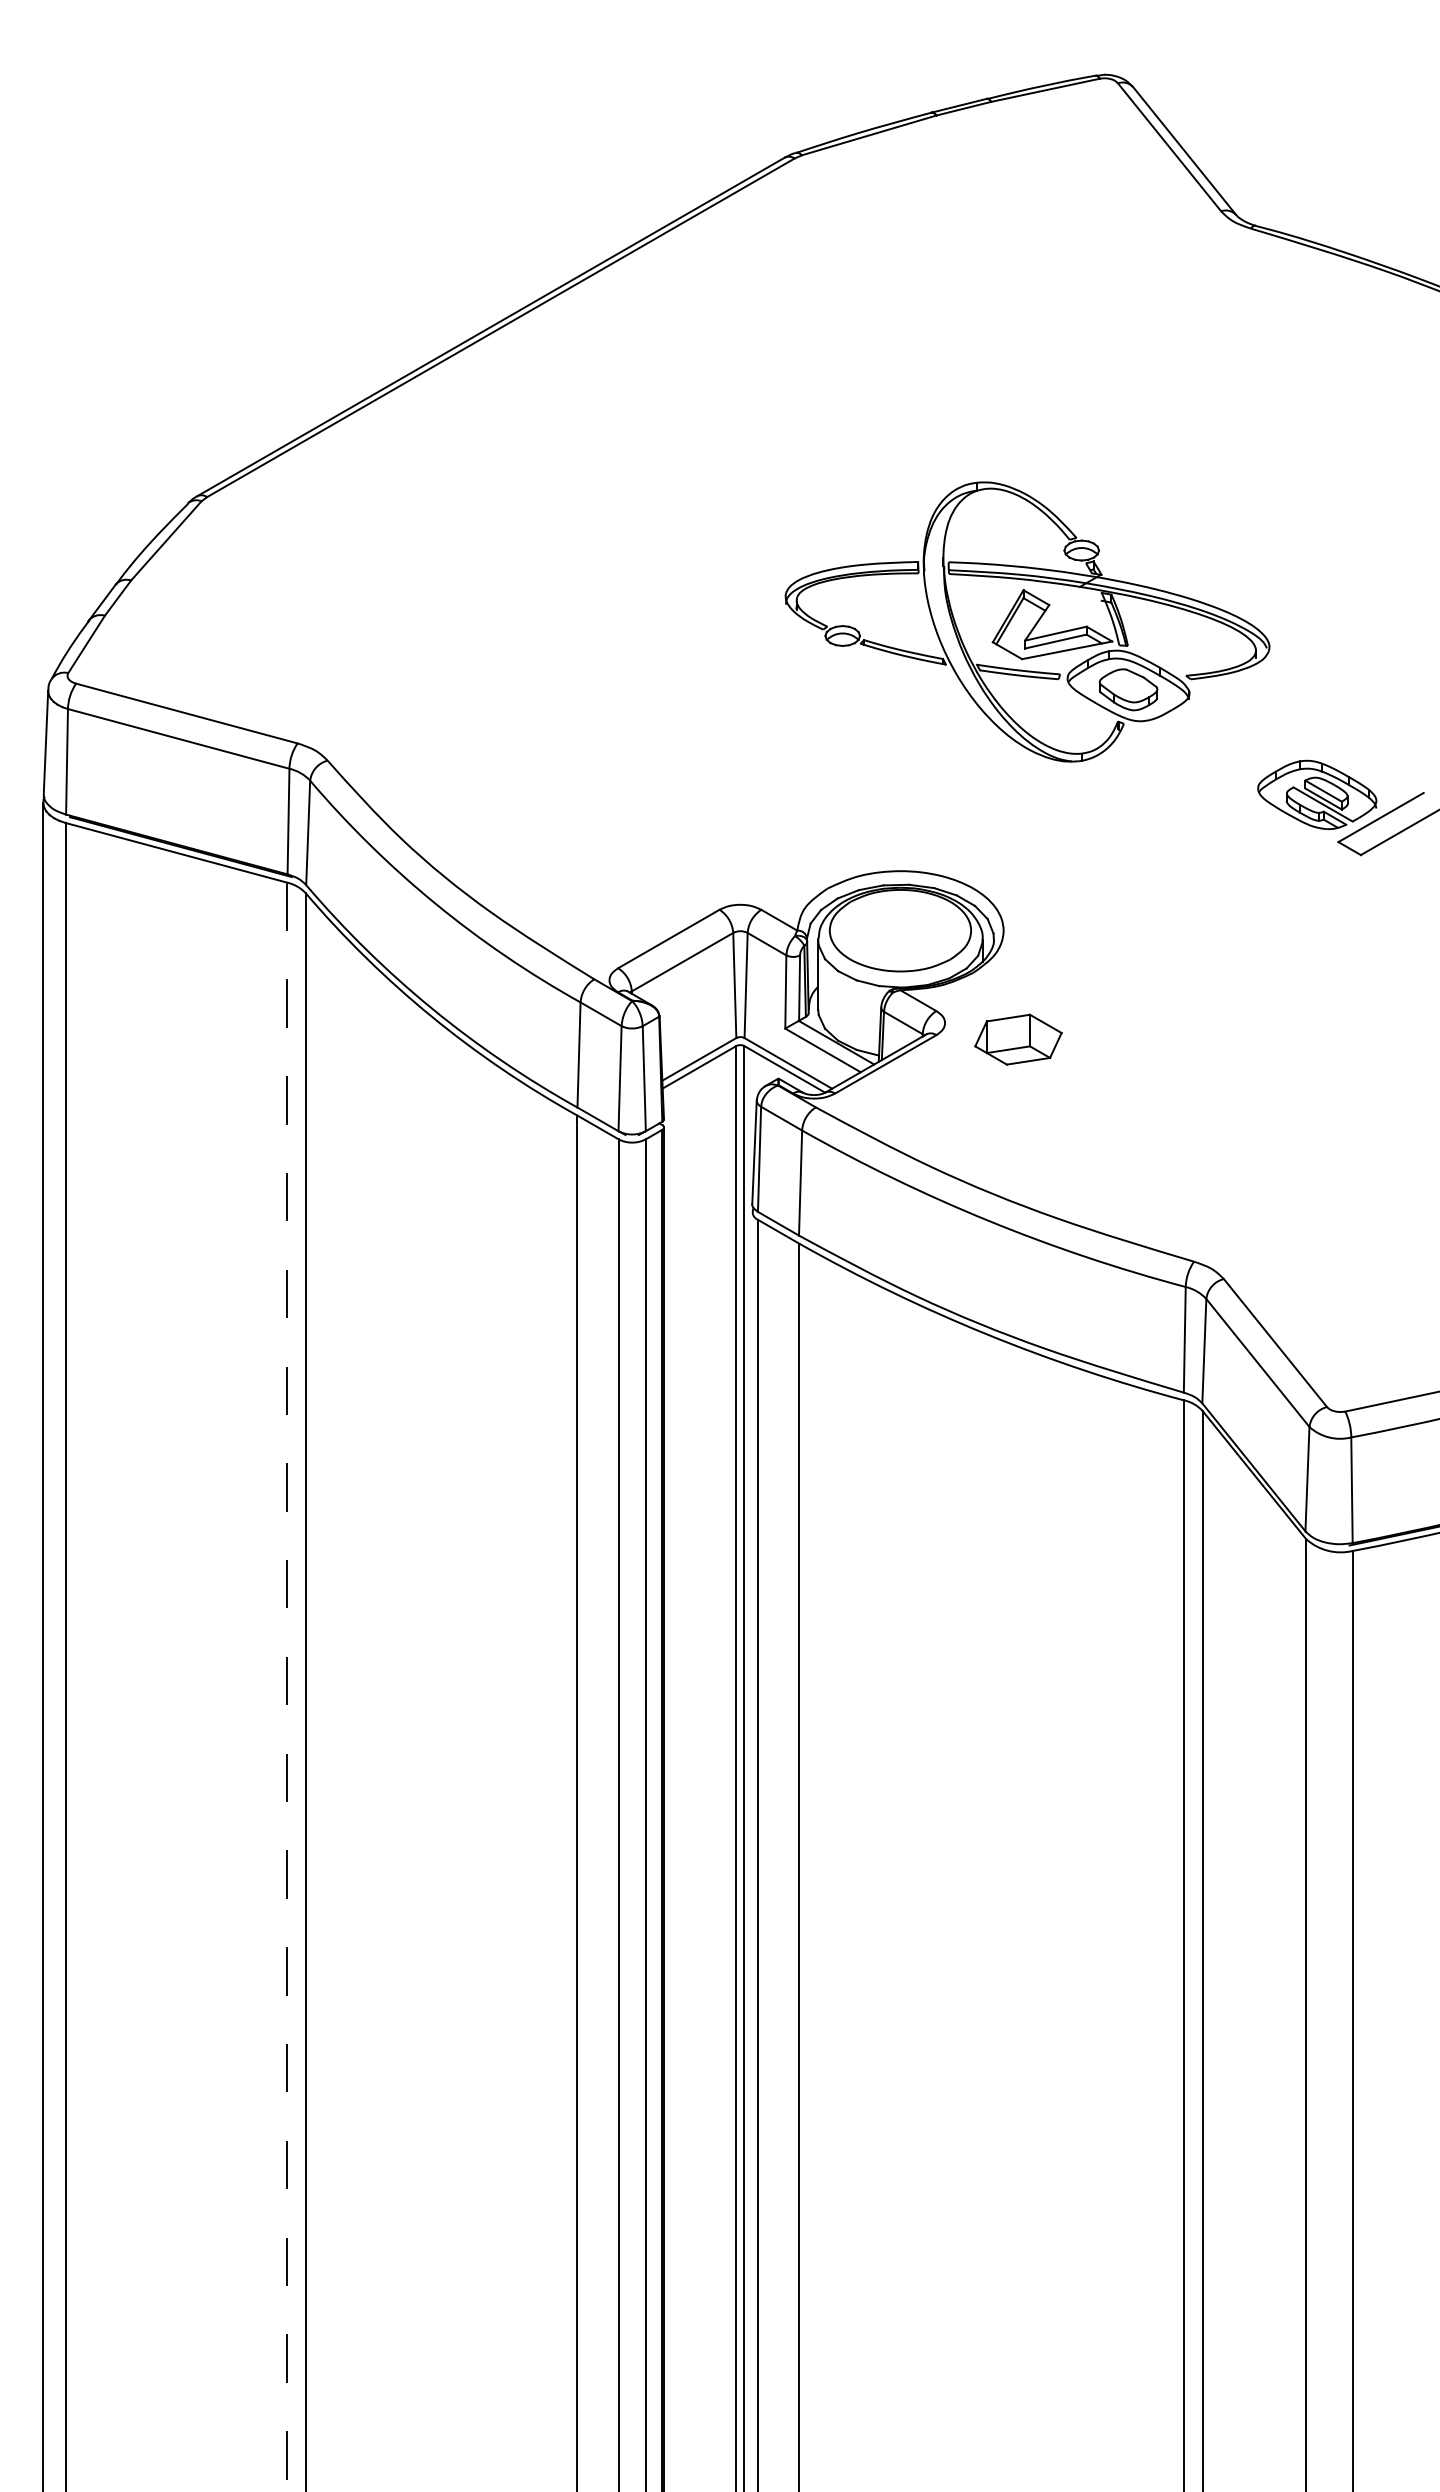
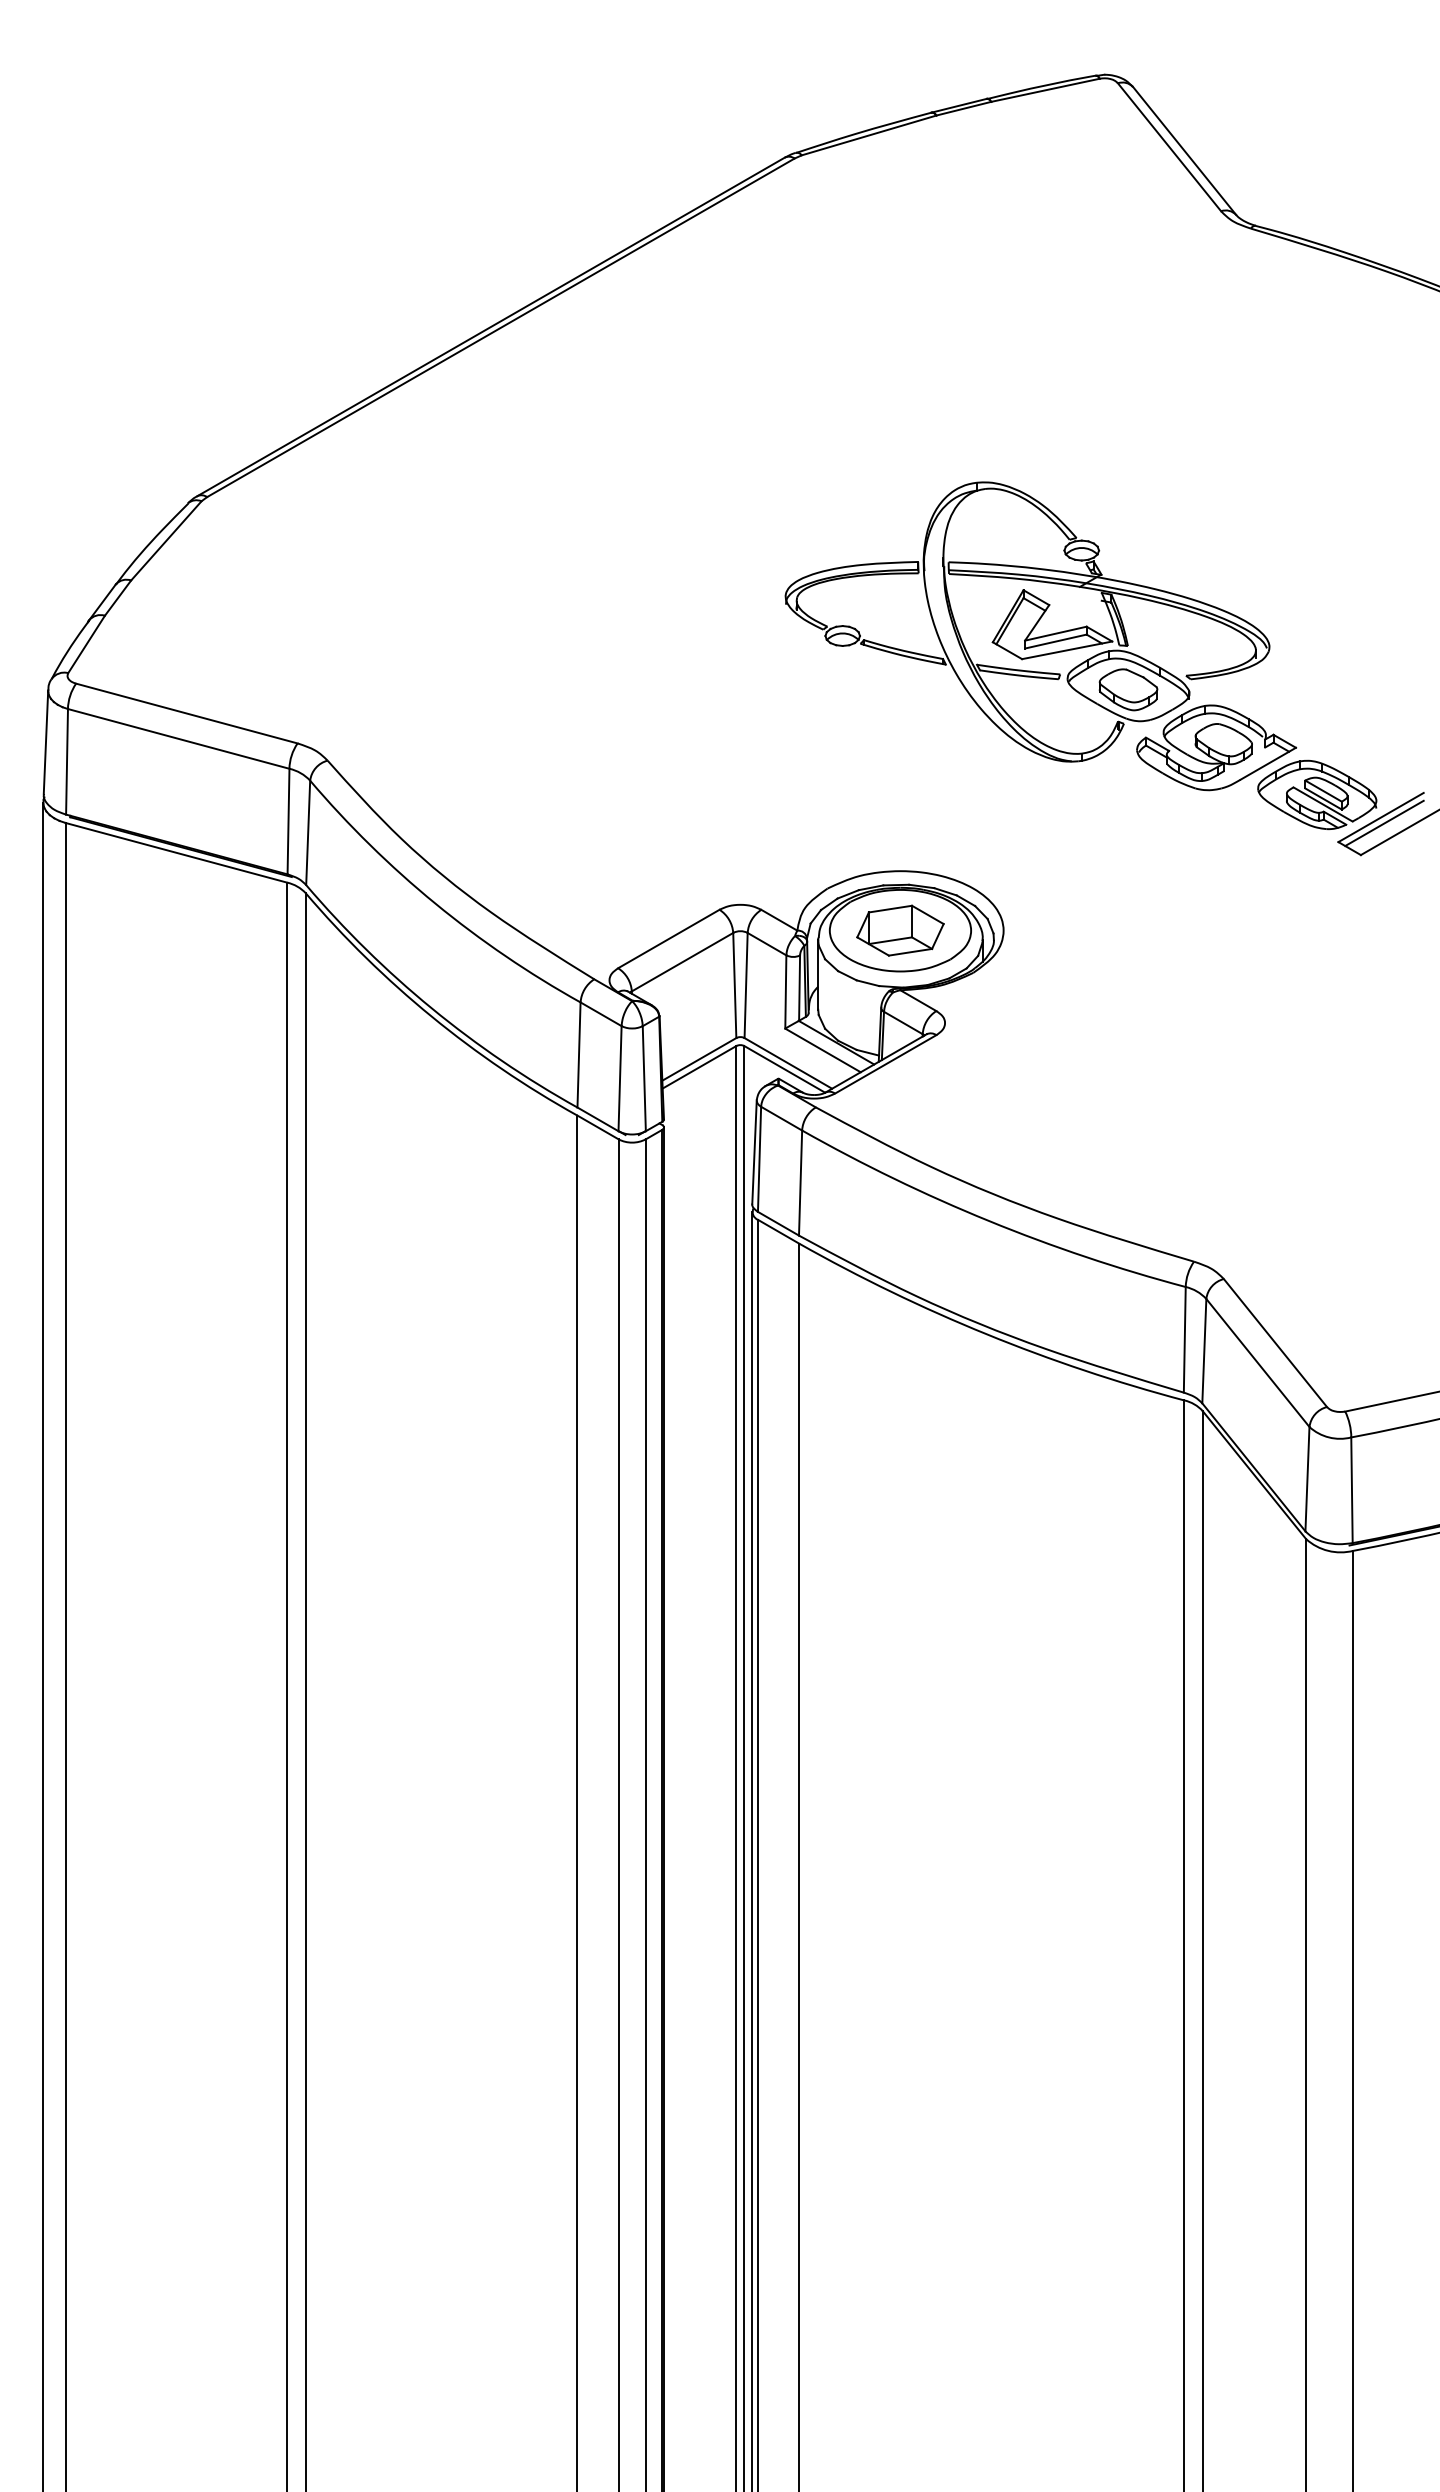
part: none -> present (1216, 747)
line: none -> present (1384, 823)
part position: (1018, 1039) -> (900, 930) (900, 930)
line: dashed -> solid (287, 1687)
line: none -> present (752, 1850)
